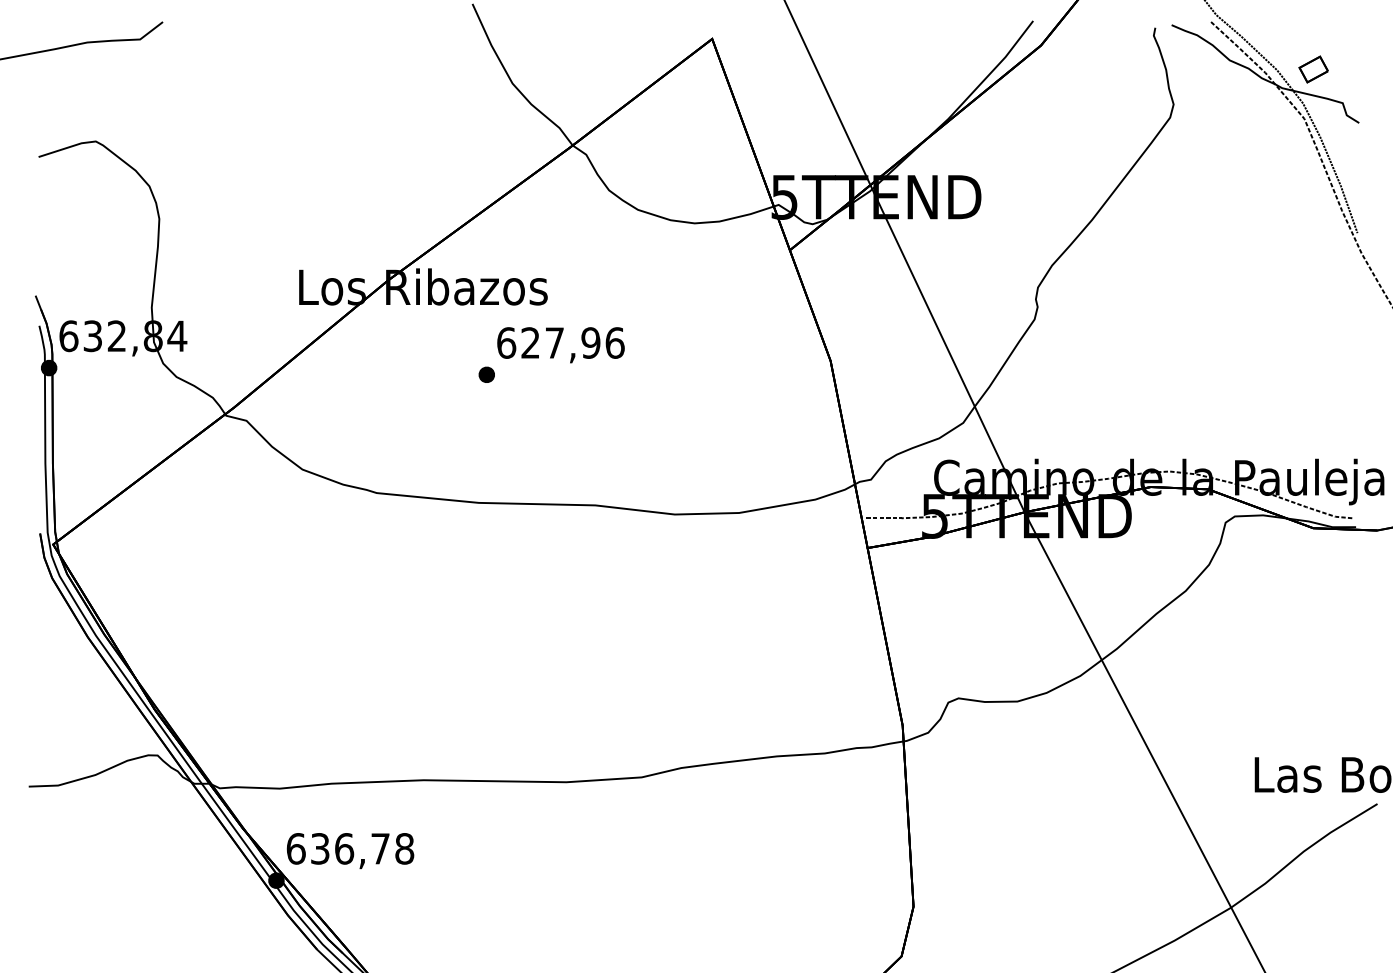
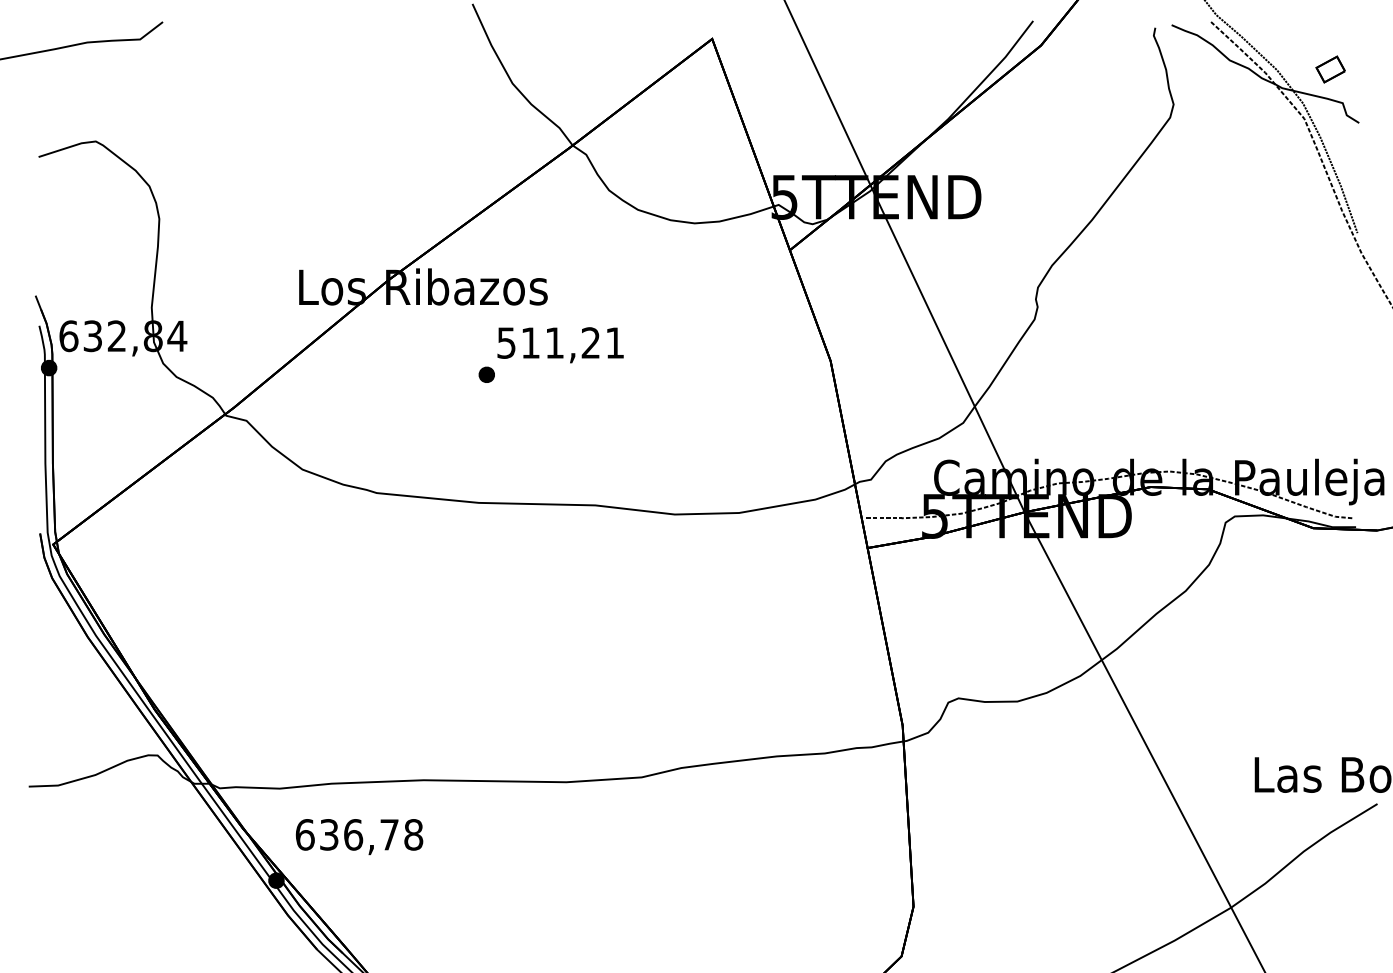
part position: (1313, 69) -> (1330, 69) (1330, 69)
text: 627,96 -> 511,21 (560, 342)
text position: (350, 851) -> (359, 837) (359, 837)
